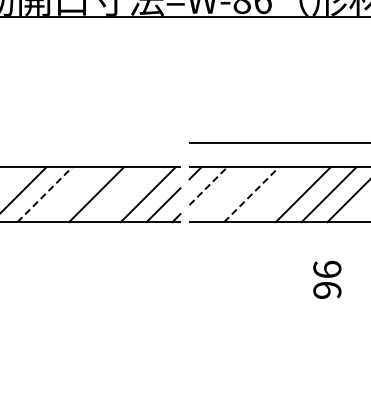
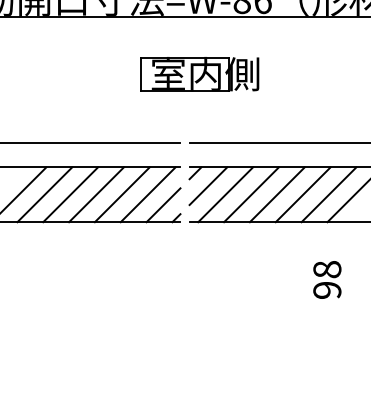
part: none -> present (199, 74)
line: none -> present (91, 143)
line: dashed -> solid (208, 186)
line: dashed -> solid (44, 194)
line: none -> present (70, 194)
line: none -> present (121, 194)
line: none -> present (225, 194)
line: dashed -> solid (251, 194)
line: none -> present (276, 194)
text: 96 -> 98 (327, 269)
